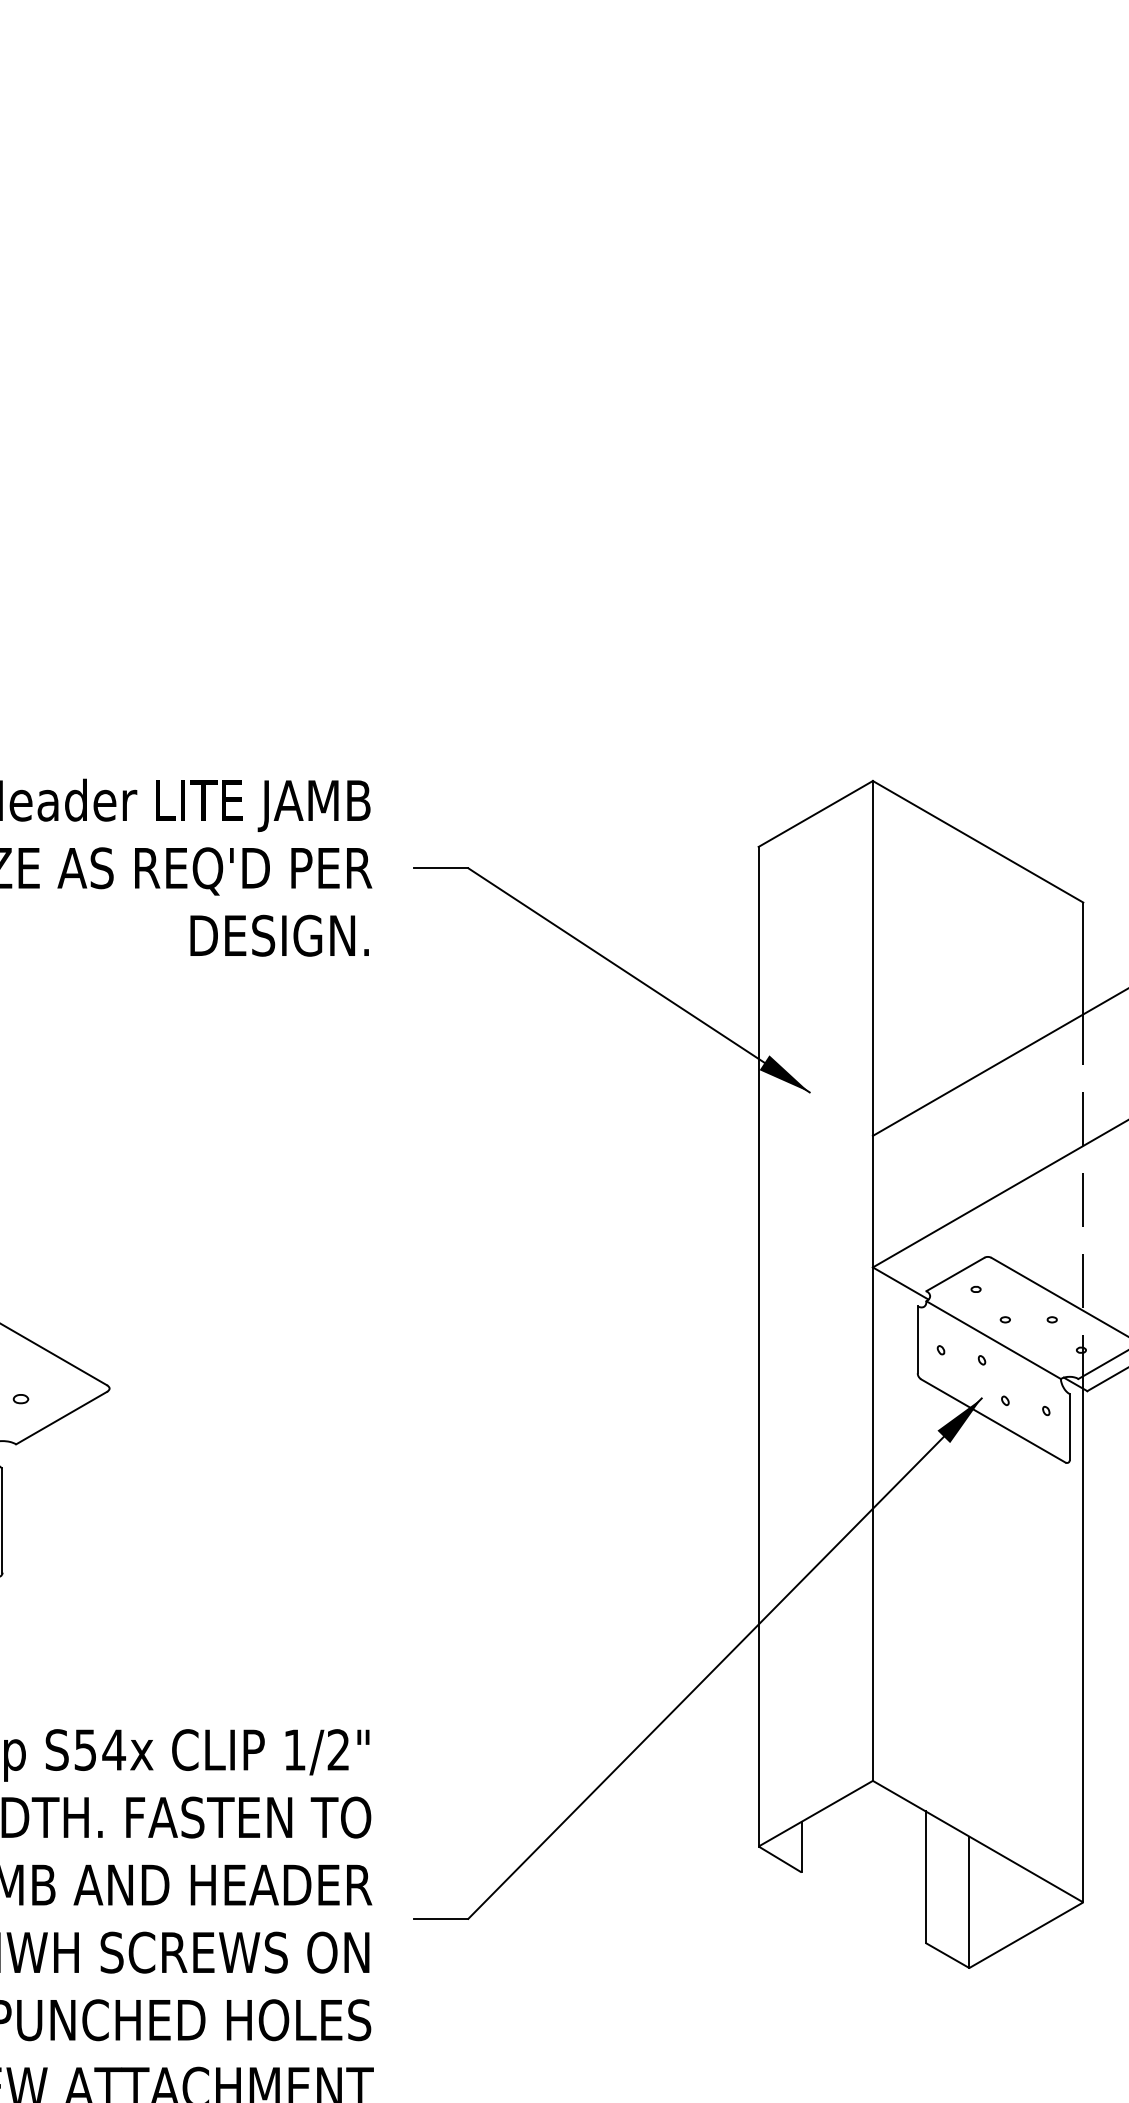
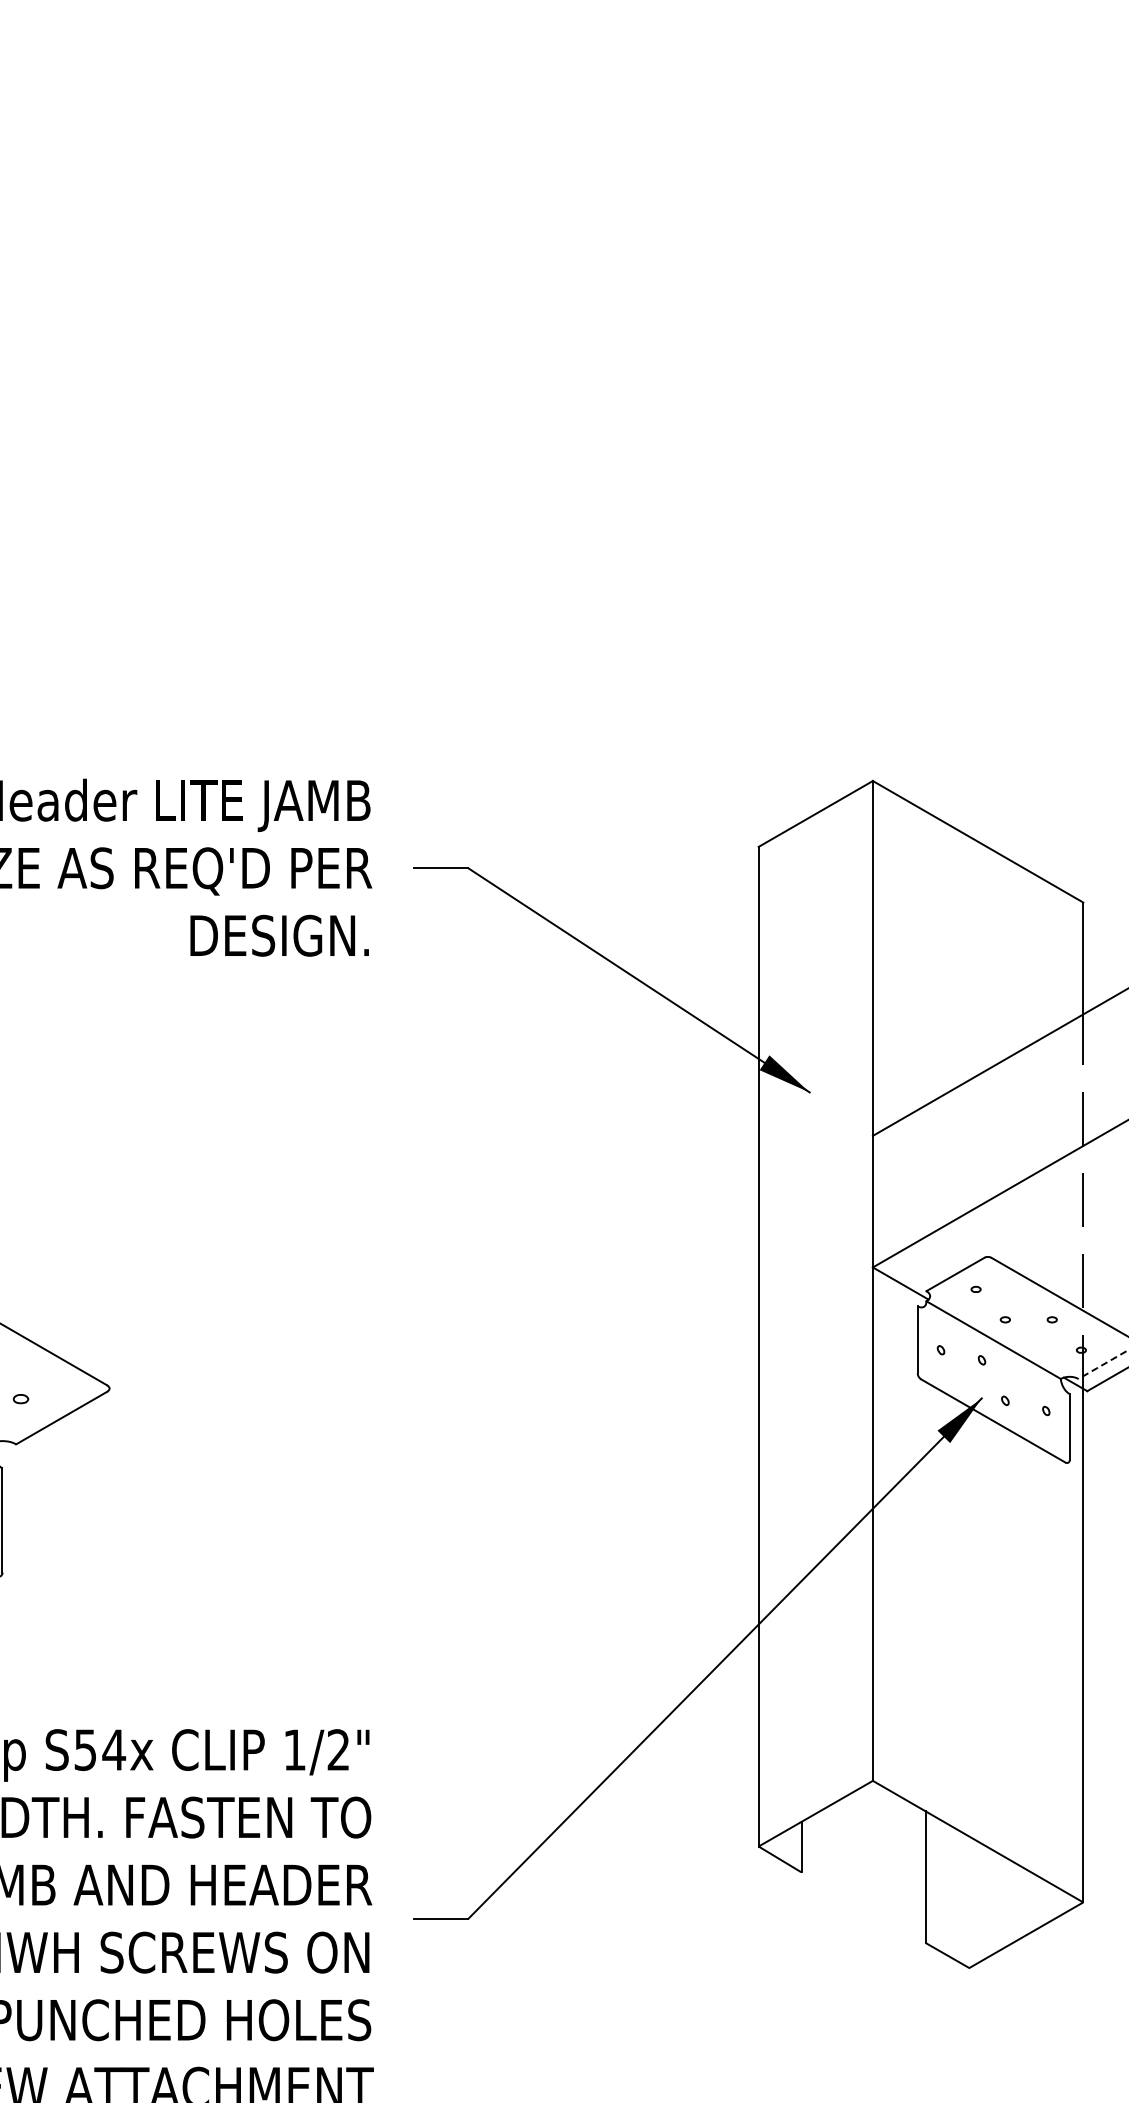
line: solid -> dashed (1103, 1364)
line: present -> none (969, 1902)
